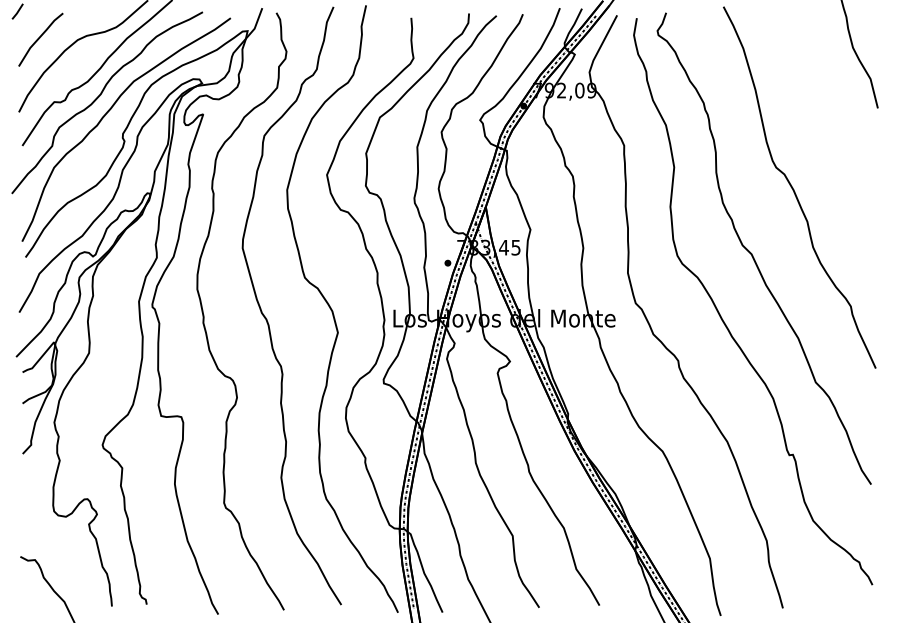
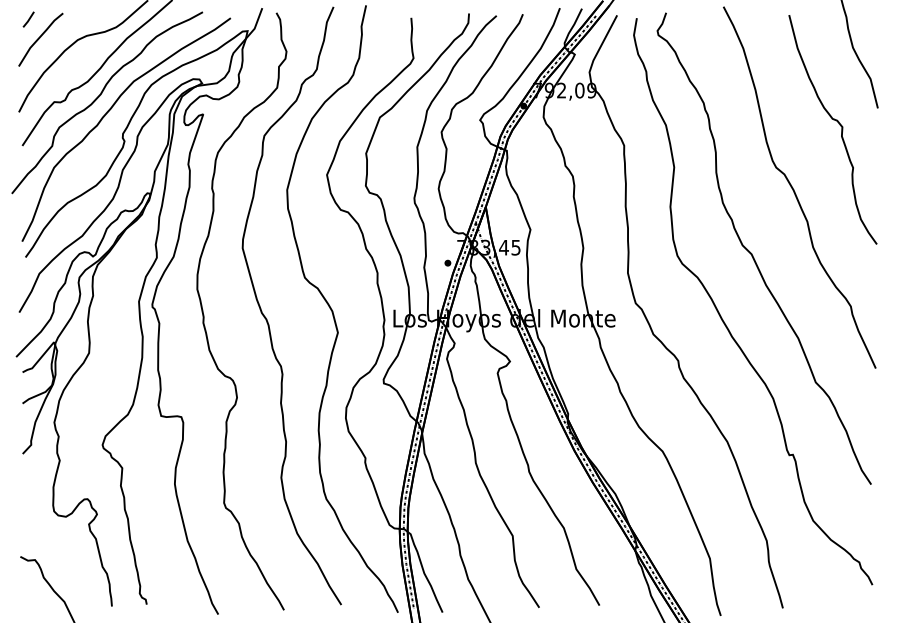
line position: (17, 11) -> (28, 19) (28, 19)
curve: none -> present (839, 125)
